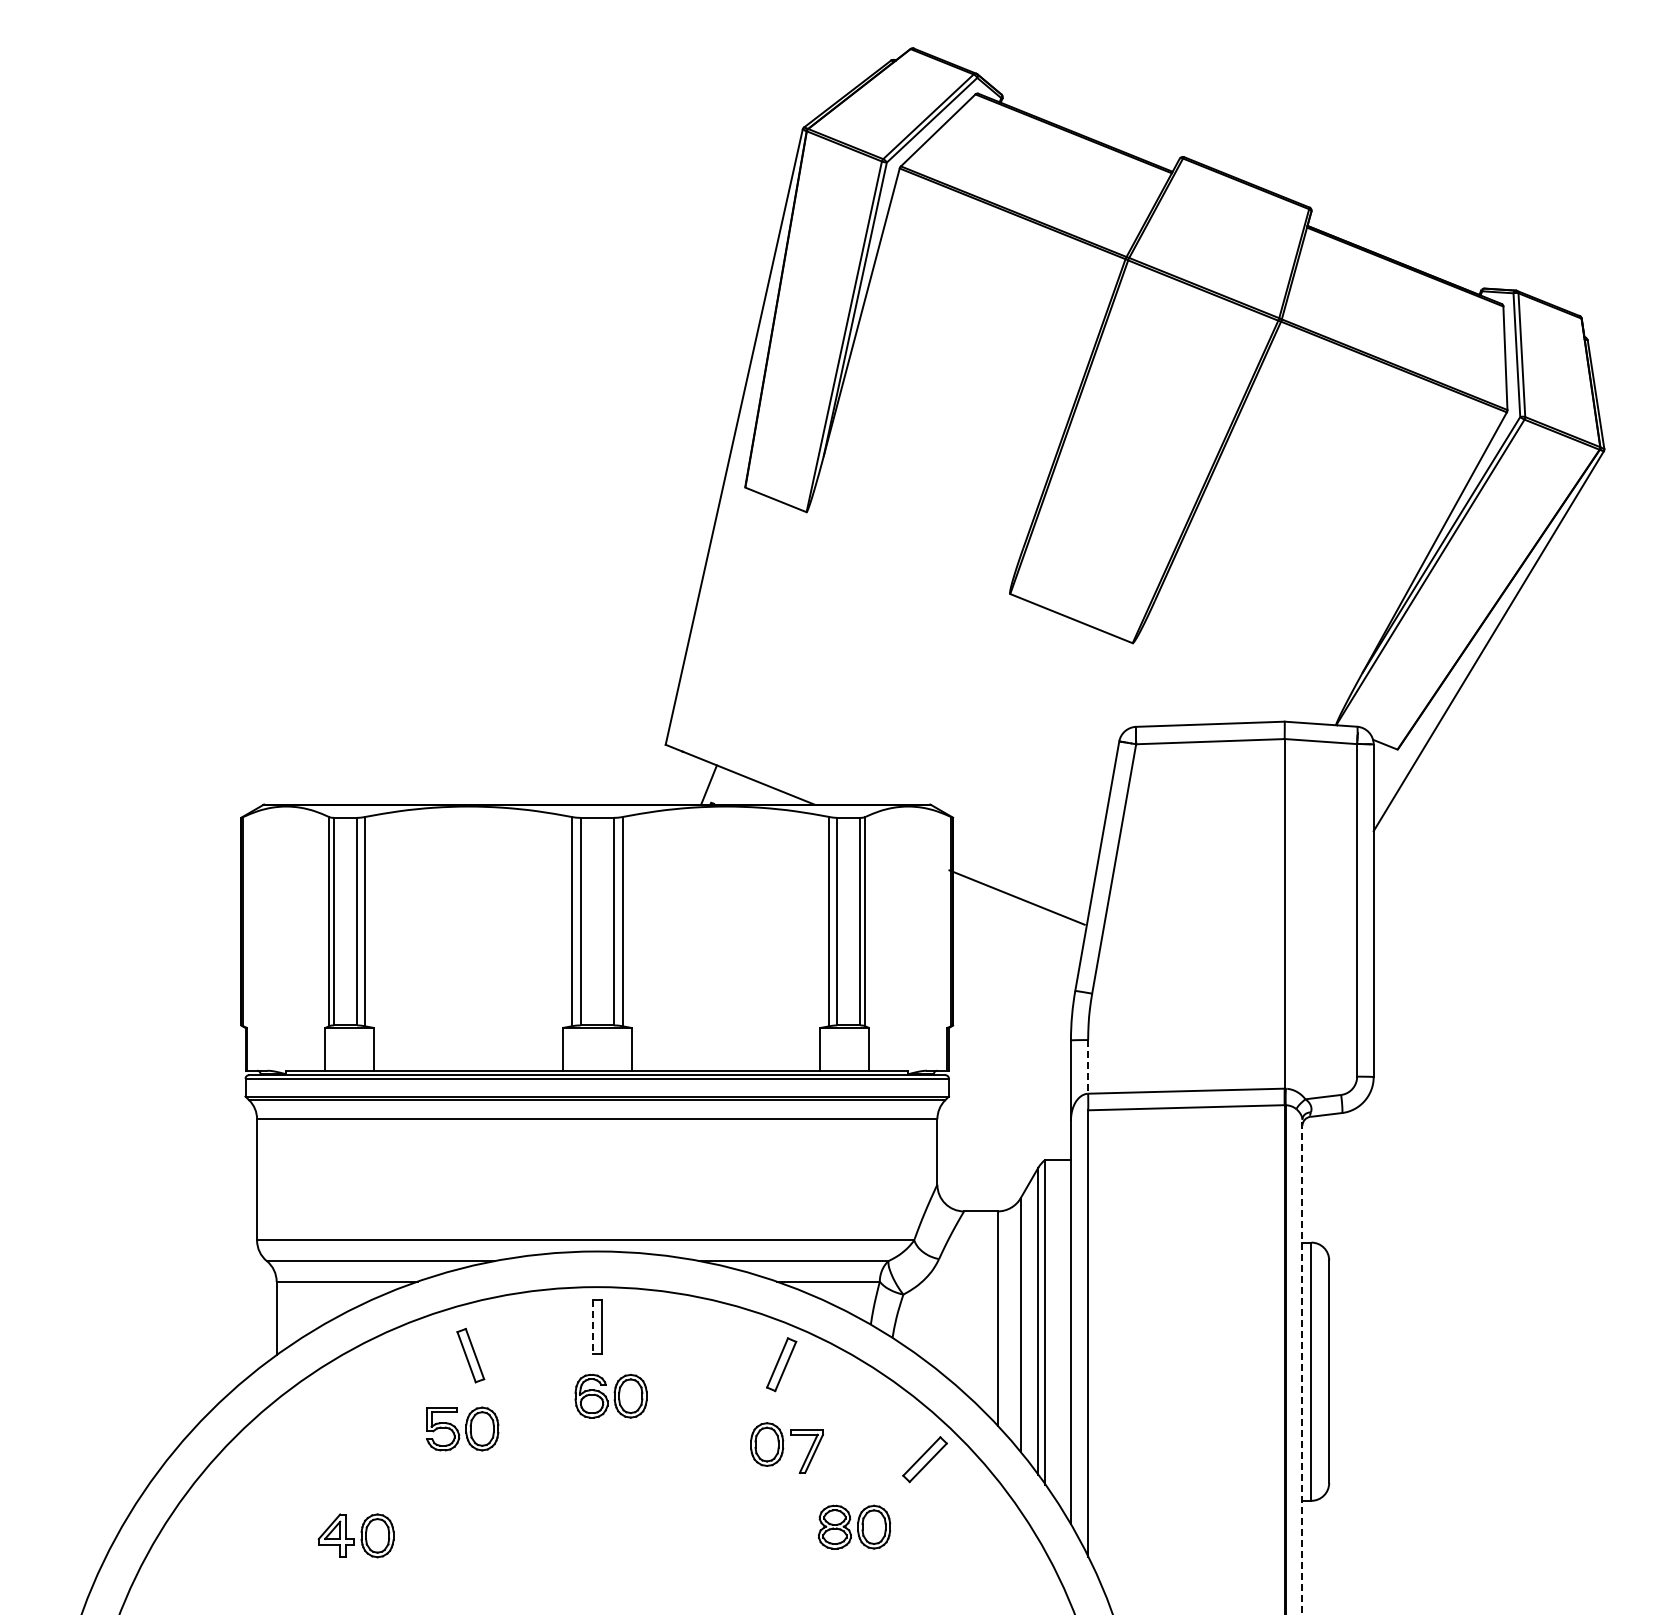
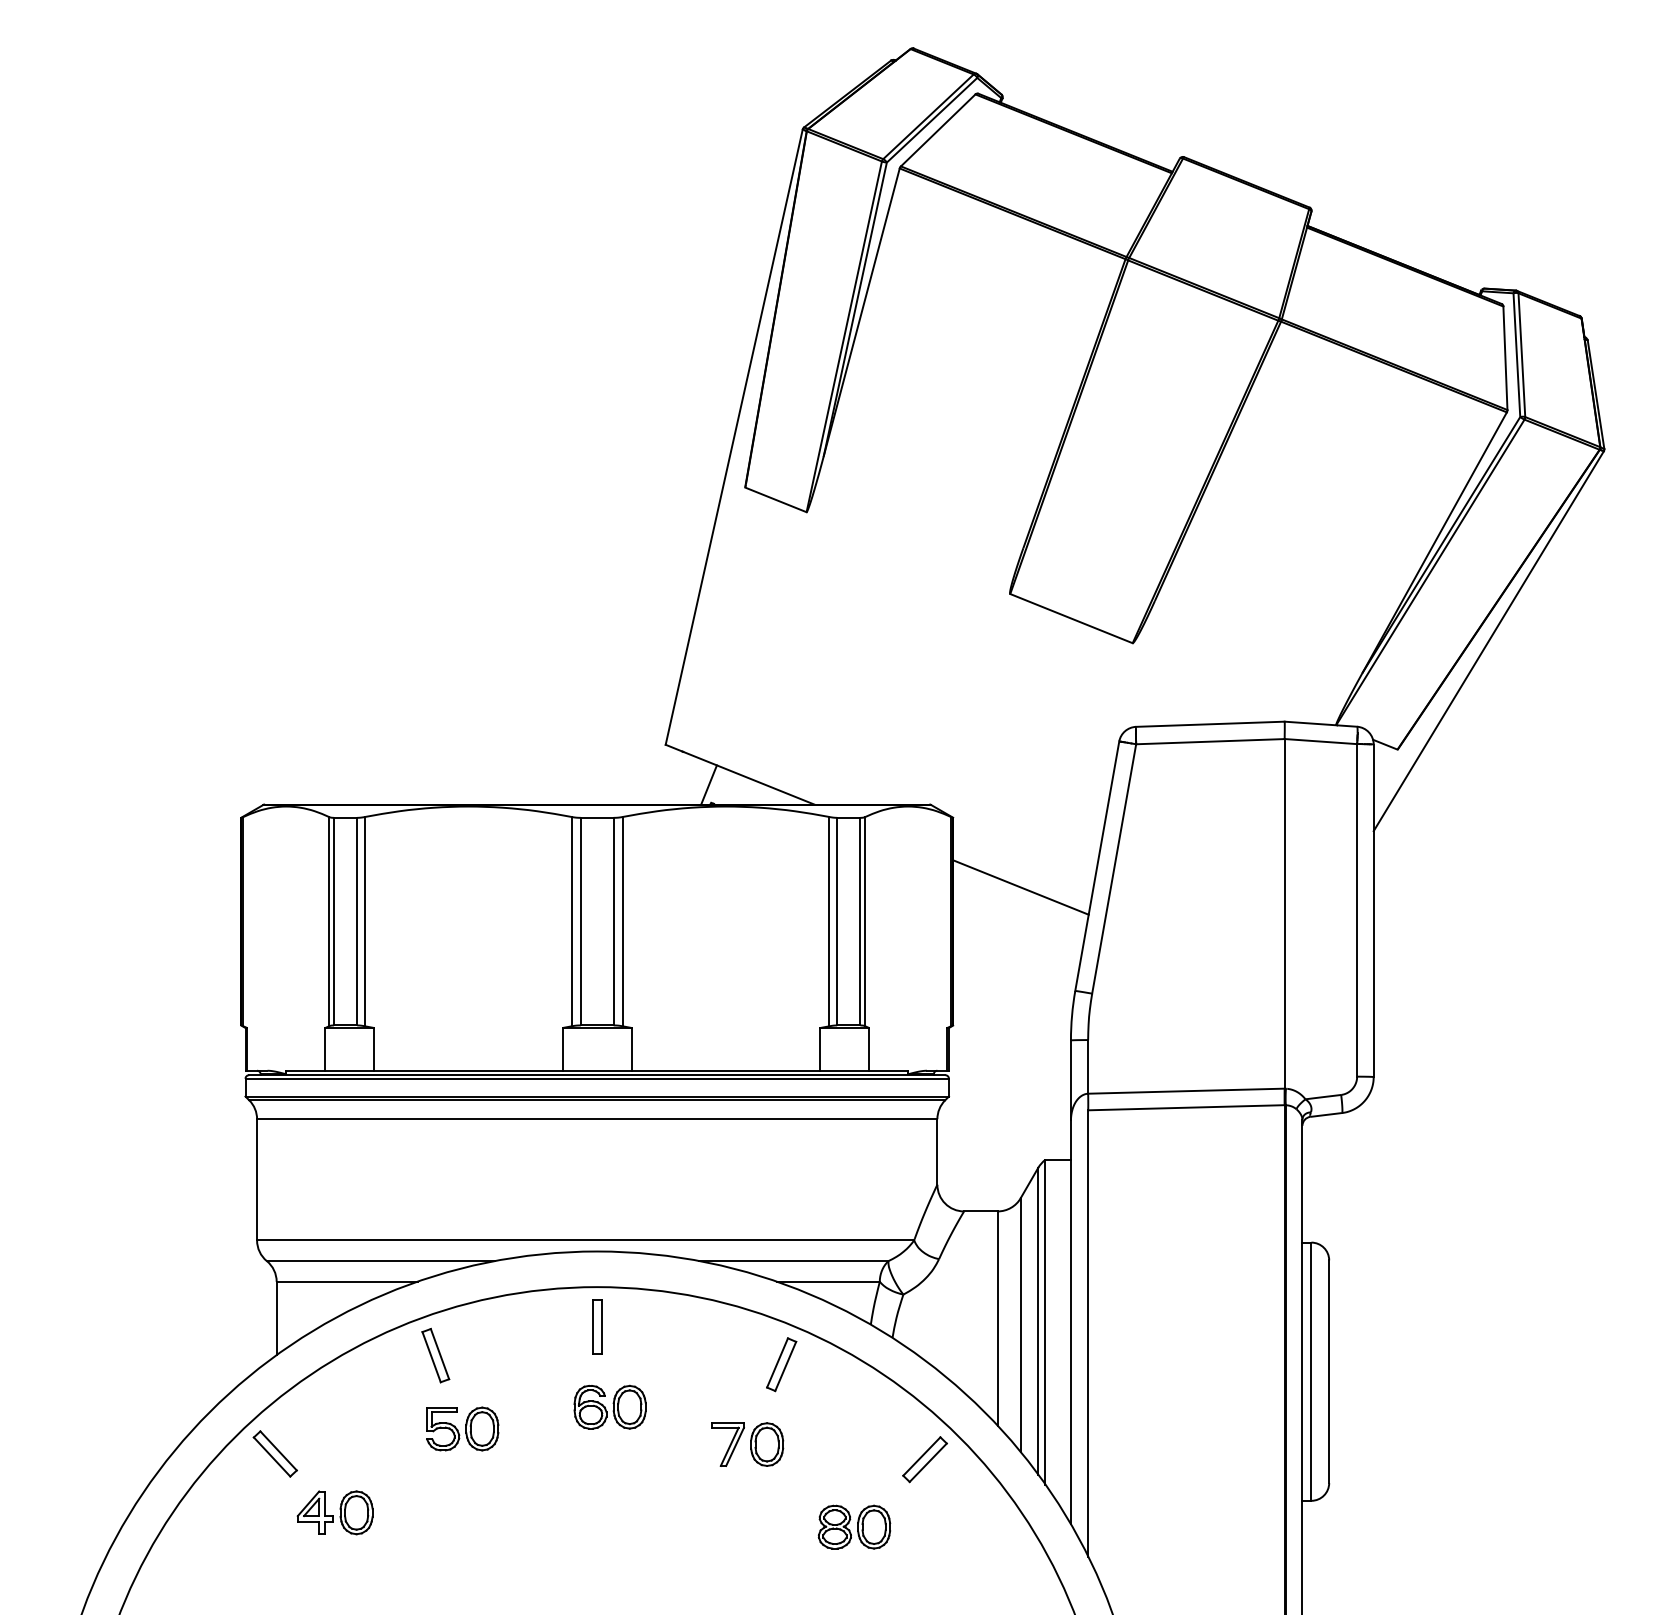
line position: (1016, 897) -> (1020, 887) (1020, 887)
line: dashed -> solid (1088, 1066)
line: dashed -> solid (592, 1327)
part position: (470, 1355) -> (435, 1355) (435, 1355)
line: dashed -> solid (1302, 1367)
part position: (610, 1395) -> (609, 1406) (609, 1406)
part position: (806, 1451) -> (727, 1444) (727, 1444)
part: none -> present (274, 1453)
part position: (355, 1535) -> (334, 1512) (334, 1512)
